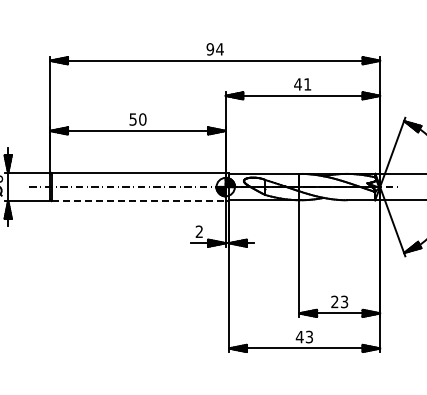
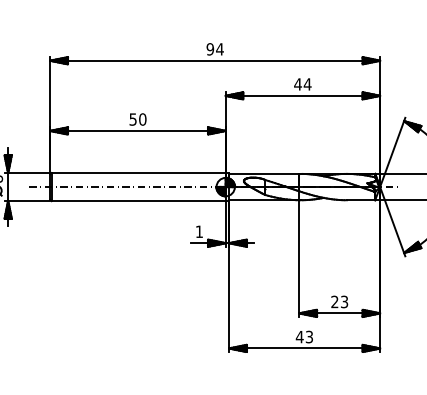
text: 41 -> 44 (307, 84)
line: dashed -> solid (139, 201)
text: 2 -> 1 (198, 231)
